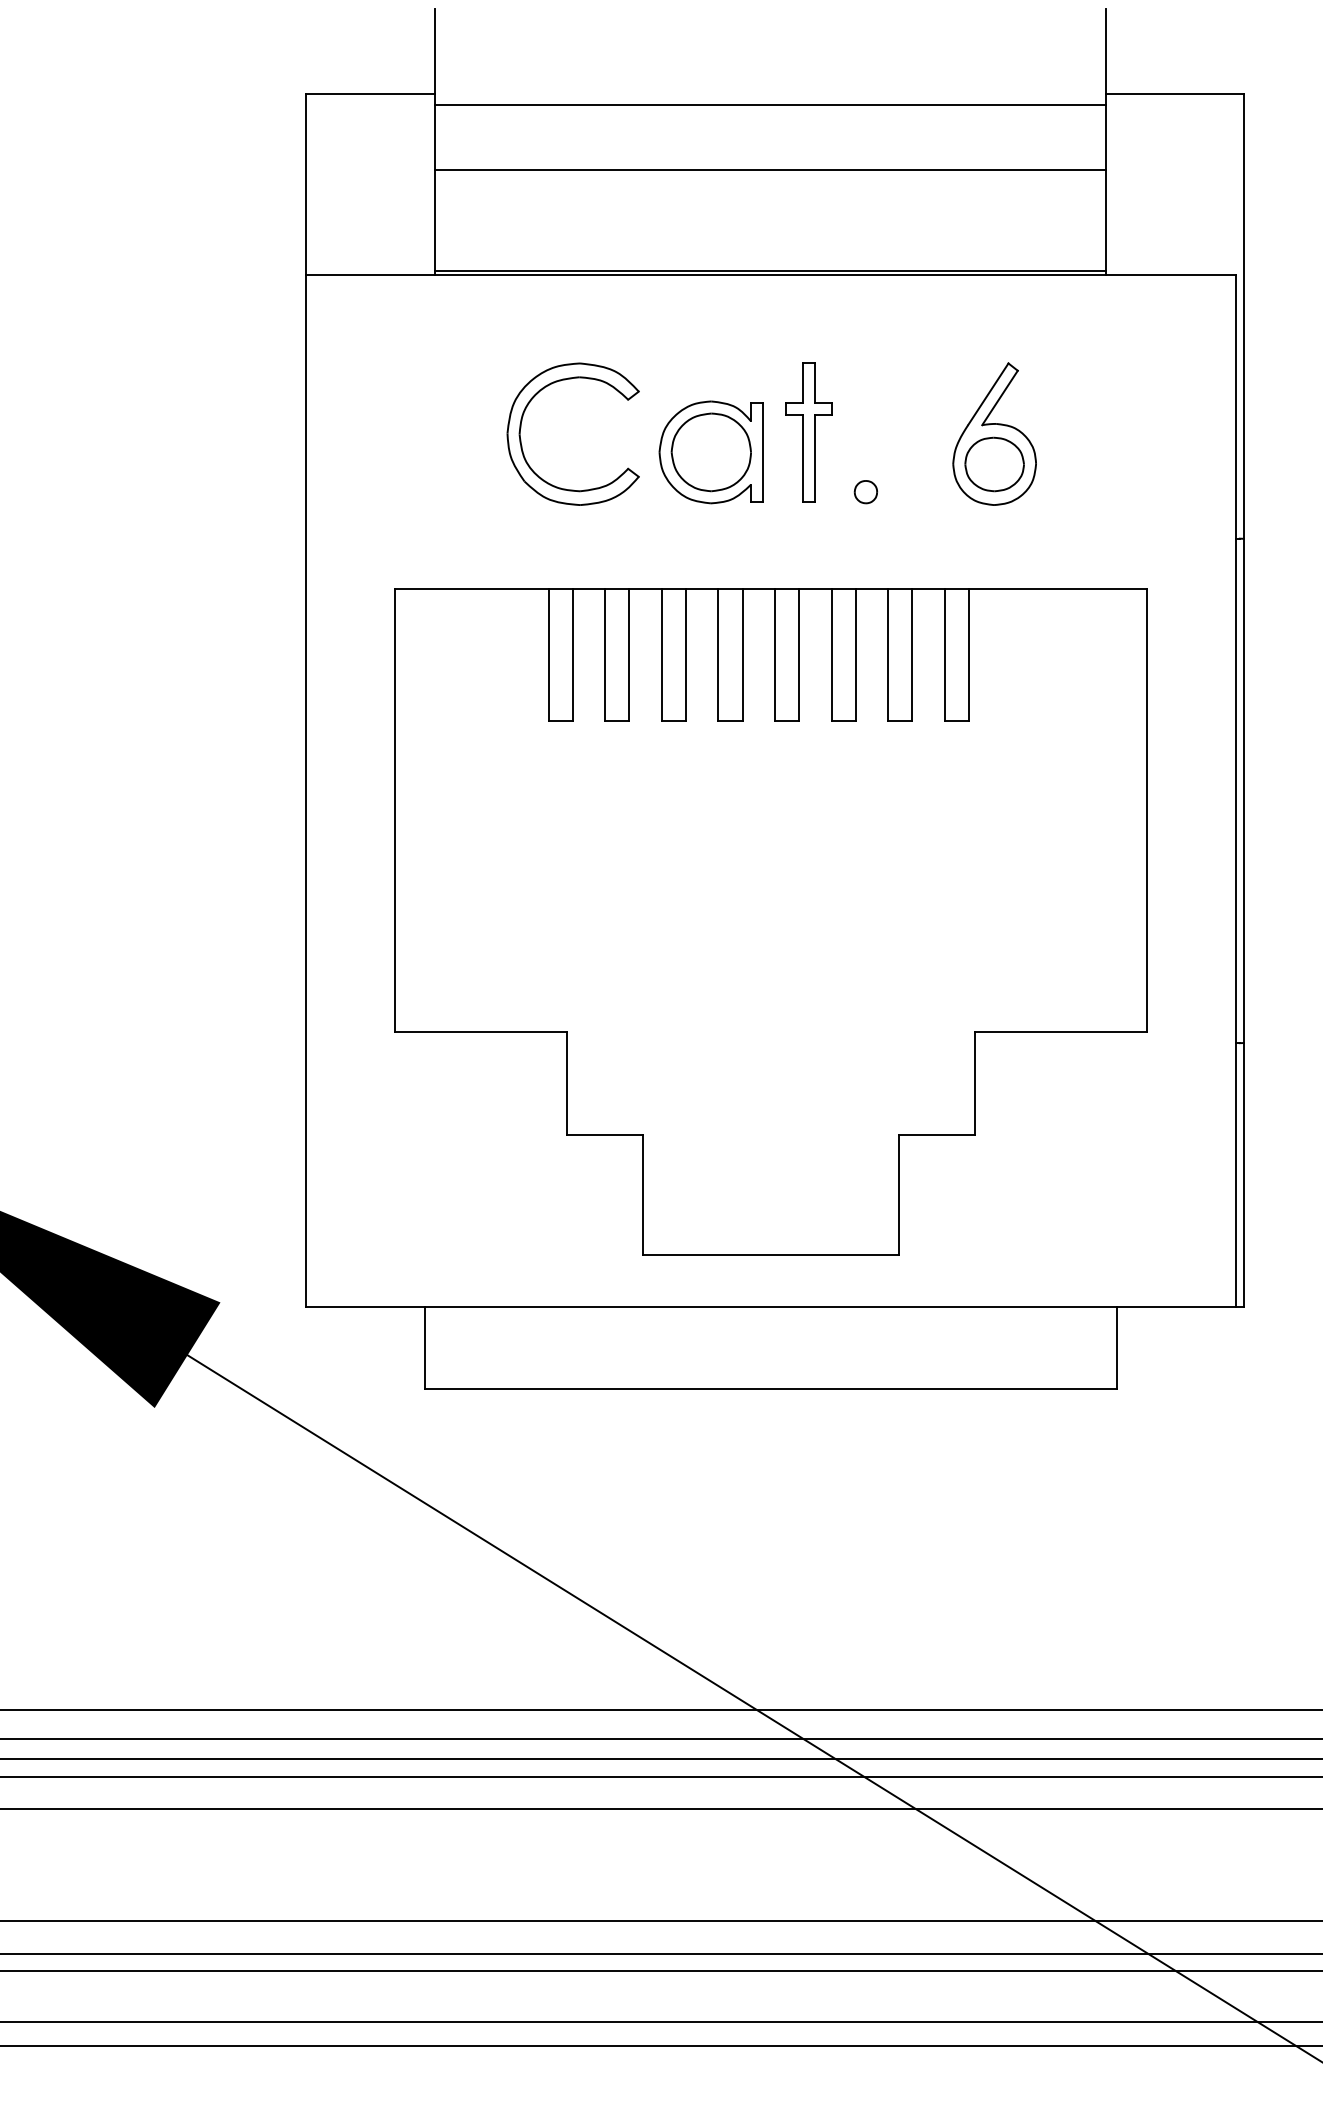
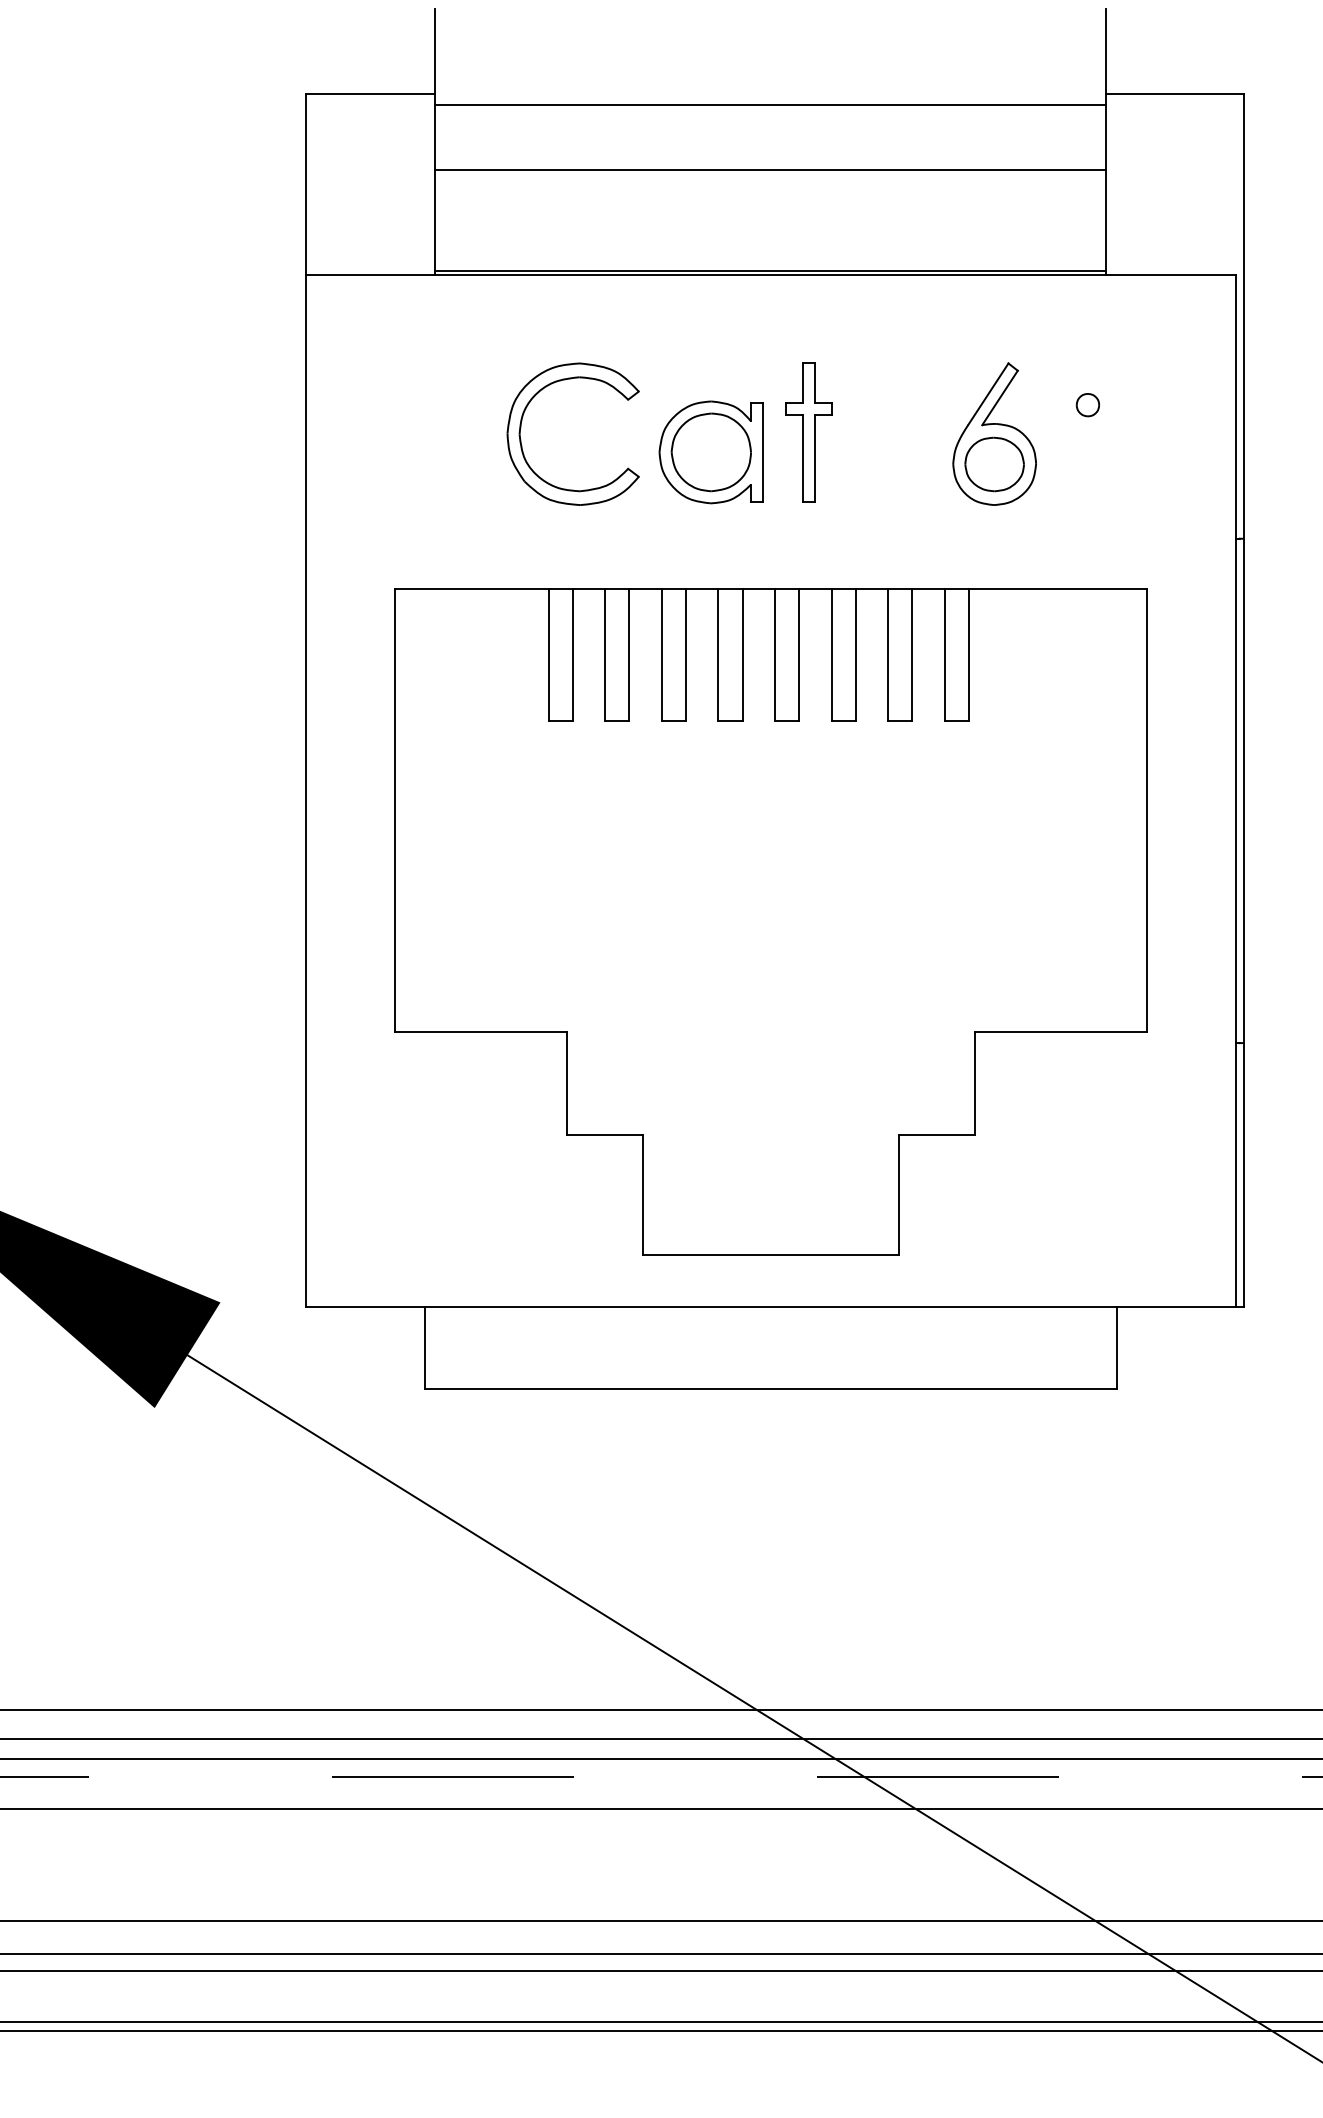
part position: (865, 492) -> (1087, 405) (1087, 405)
line: solid -> dashed (661, 1777)
line position: (660, 2046) -> (660, 2031) (660, 2031)
